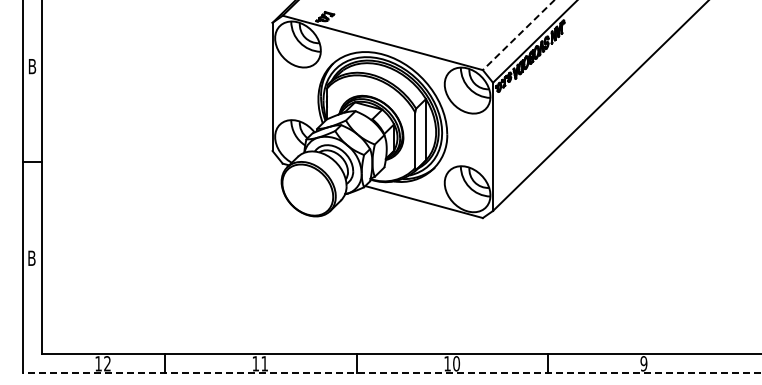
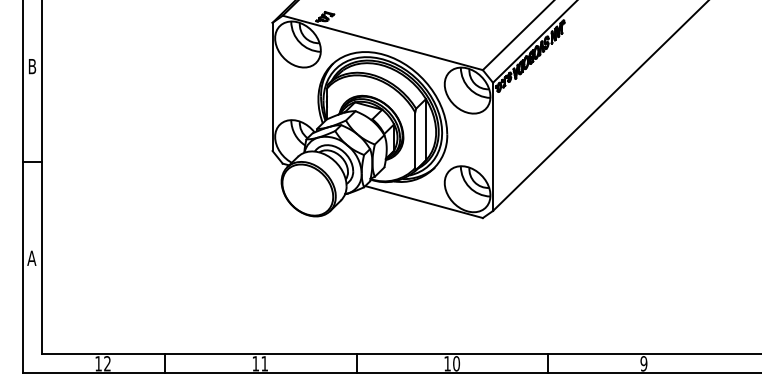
line: dashed -> solid (518, 35)
text: B -> A (31, 257)
line: dashed -> solid (391, 373)
